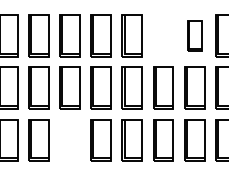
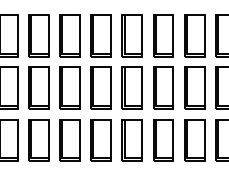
part: none -> present (163, 35)
part size: 16x32 px -> 22x44 px (194, 35)
part: none -> present (69, 140)
